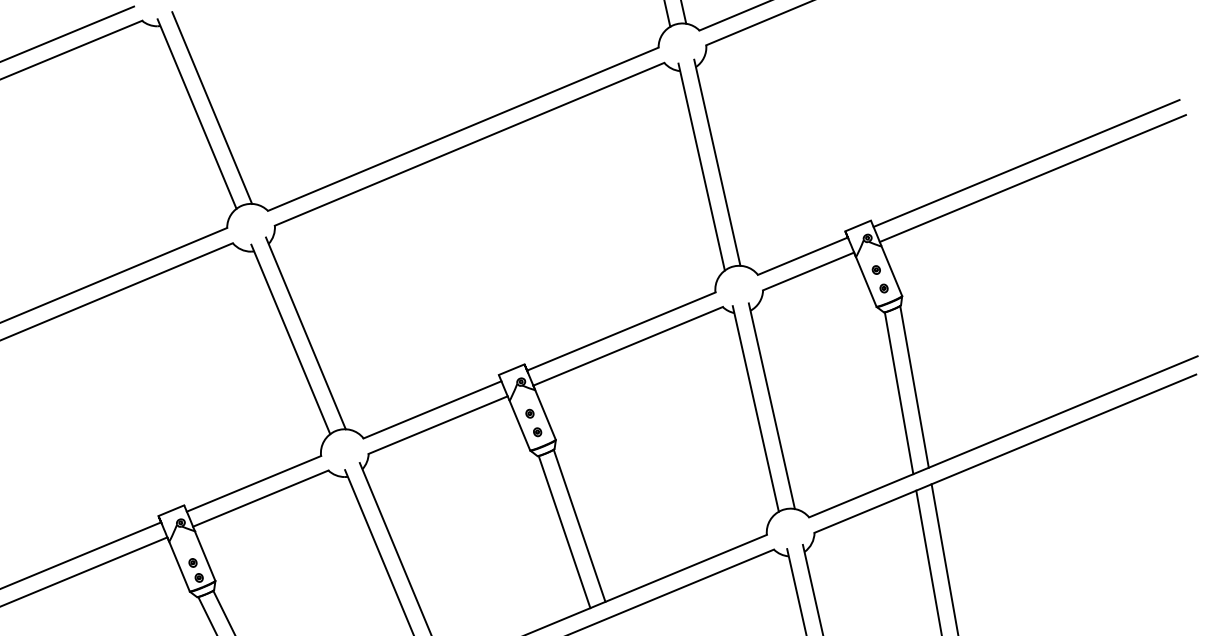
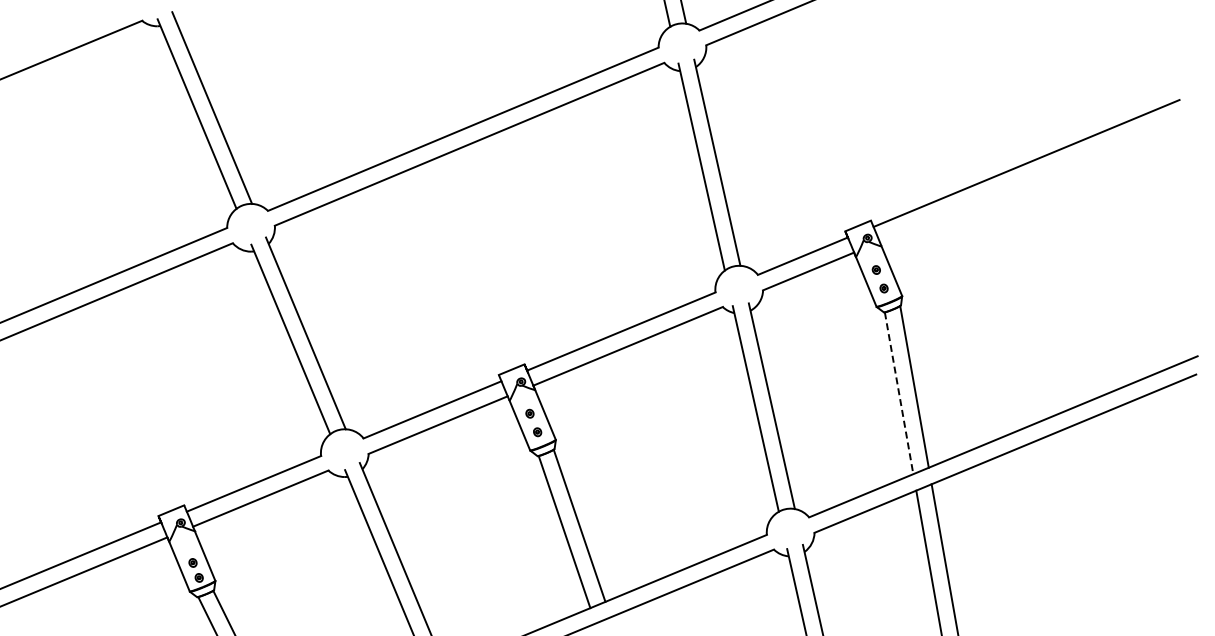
line: present -> none (68, 33)
line: present -> none (1032, 178)
line: solid -> dashed (899, 393)
